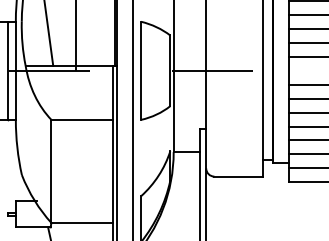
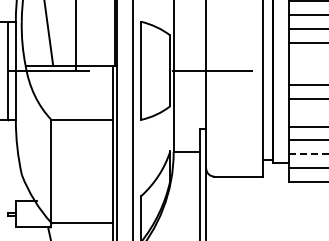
line: present -> none (306, 56)
line: present -> none (306, 112)
line: solid -> dashed (308, 154)
